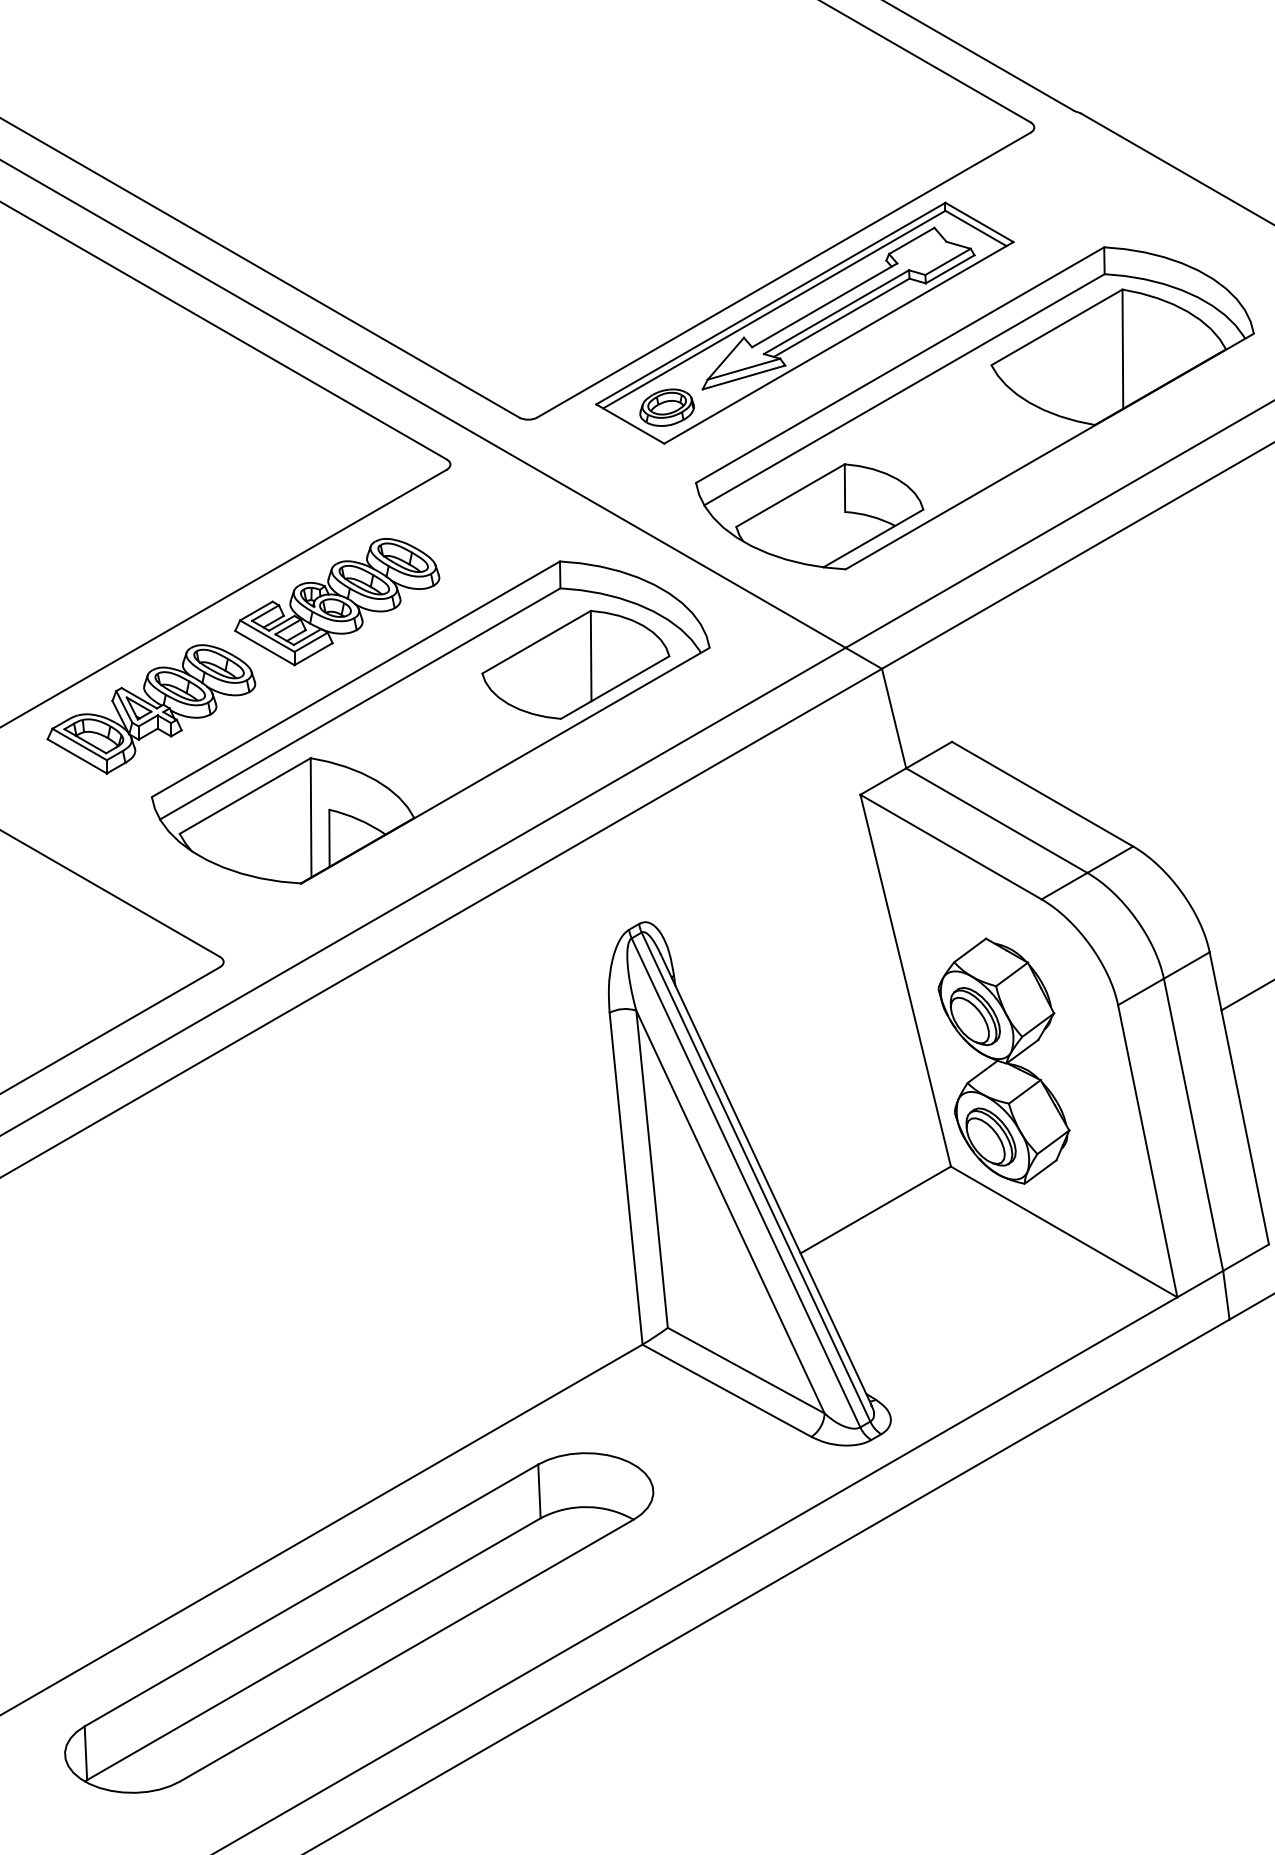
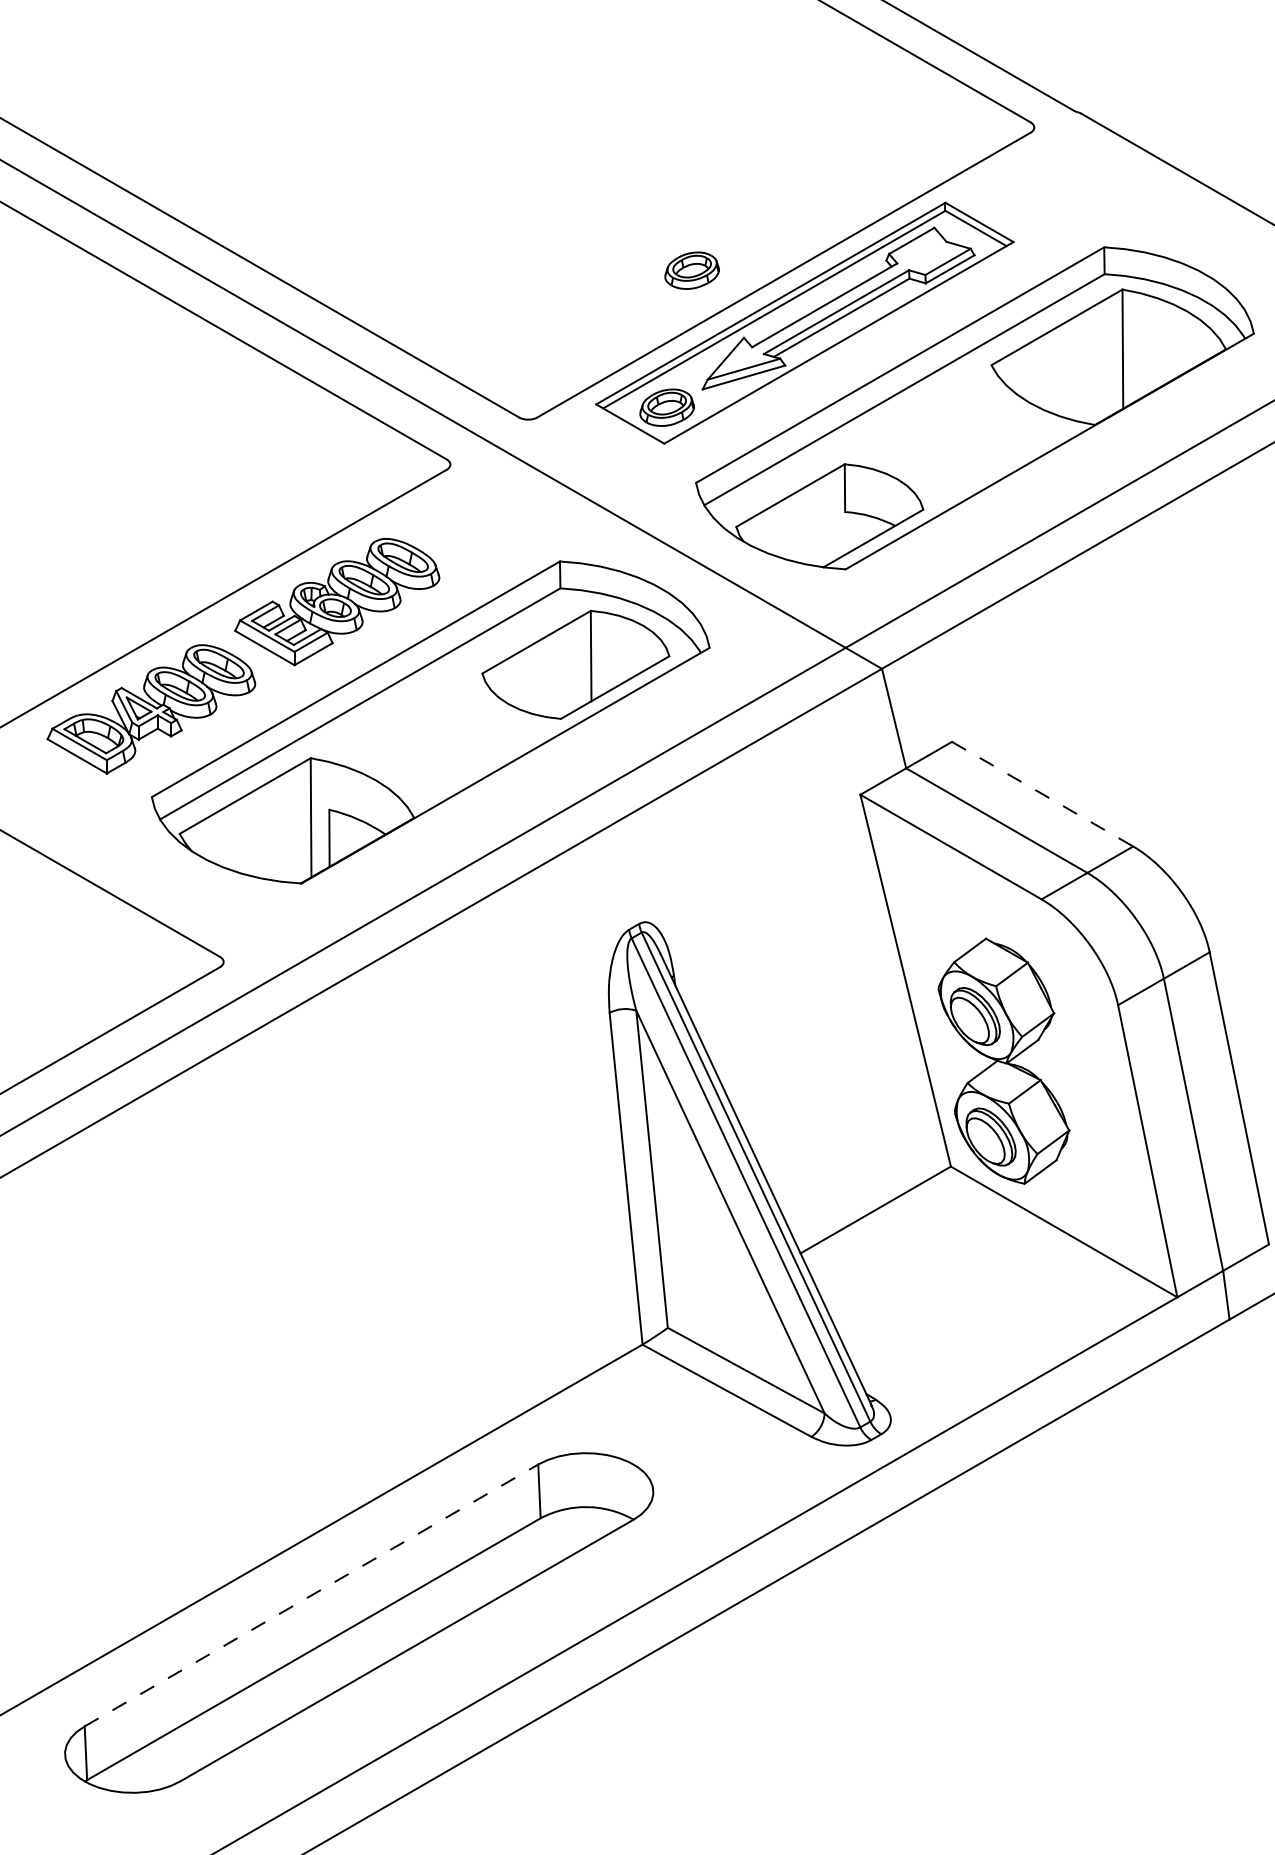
part: none -> present (691, 270)
line: solid -> dashed (1042, 794)
line: present -> none (1246, 995)
line: solid -> dashed (311, 1595)
